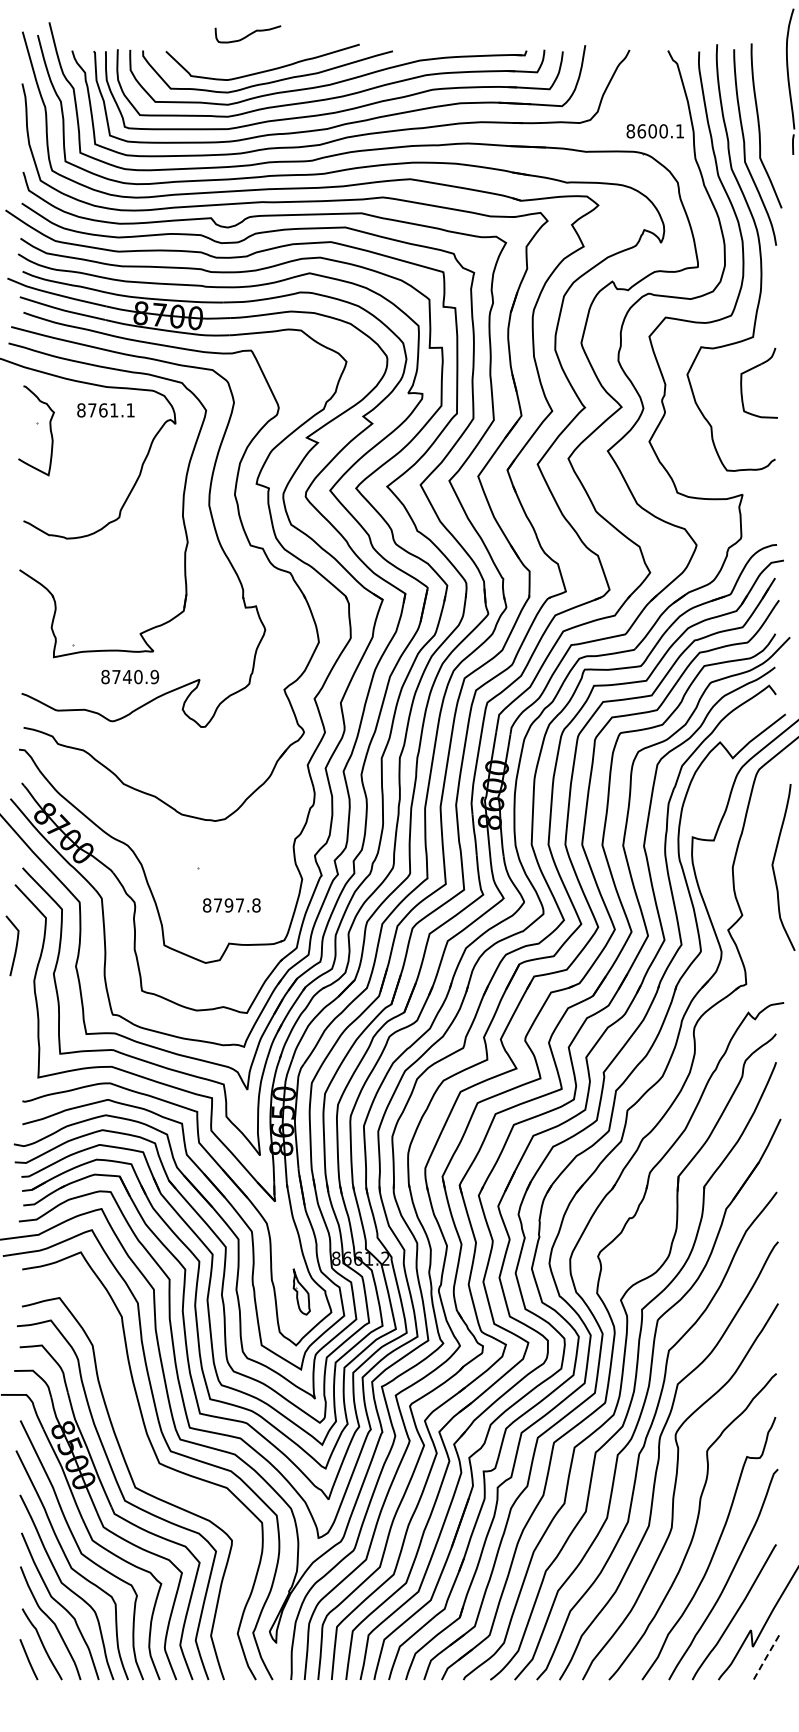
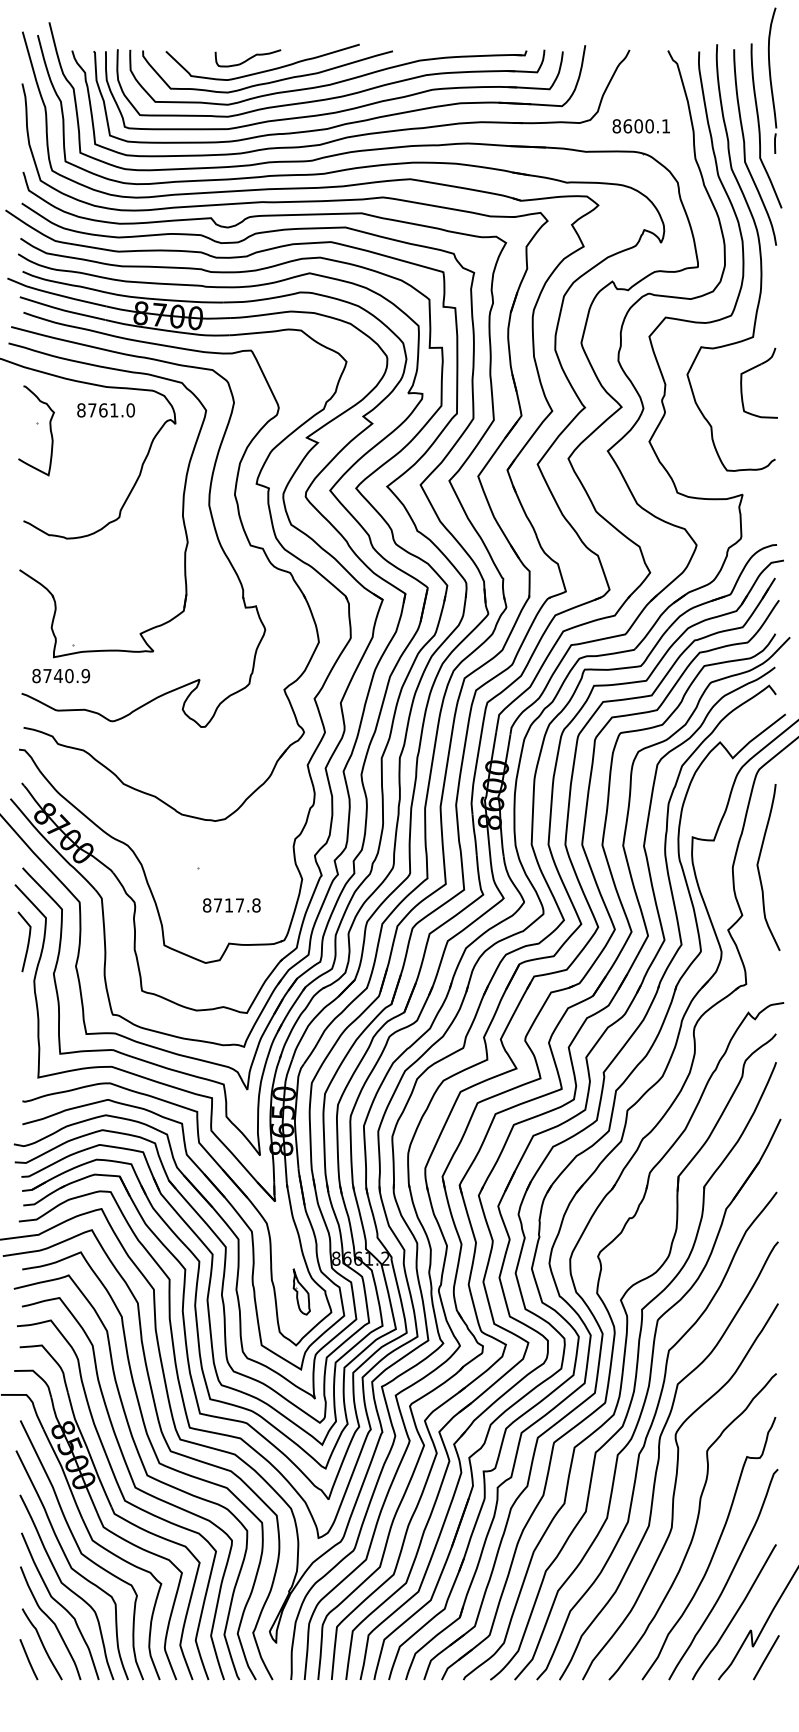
curve position: (247, 34) -> (247, 58) (247, 58)
part position: (790, 81) -> (772, 80) (772, 80)
text position: (654, 131) -> (640, 126) (640, 126)
text: 8761.1 -> 8761.0 (130, 410)
text position: (130, 676) -> (61, 675) (61, 675)
curve position: (774, 869) -> (759, 869) (759, 869)
text: 8797.8 -> 8717.8 (228, 905)
curve position: (15, 945) -> (27, 941) (27, 941)
curve: none -> present (144, 1471)
line: dashed -> solid (765, 1658)
